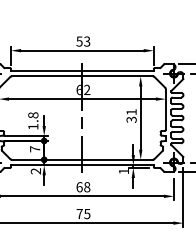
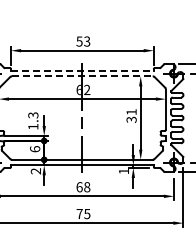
line: solid -> dashed (82, 70)
line: solid -> dashed (82, 76)
text: 1.8 -> 1.3 (33, 115)
text: 7 -> 6 (35, 149)
